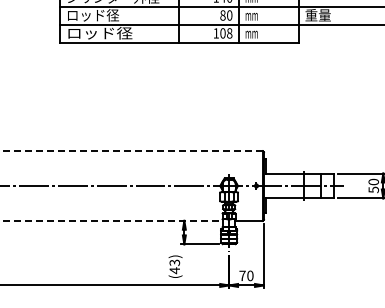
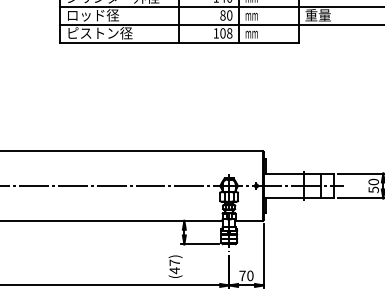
text: ロッド径 -> ピストン径 (100, 33)
line: dashed -> solid (132, 151)
line: dashed -> solid (112, 220)
text: (43) -> (47) (174, 262)
